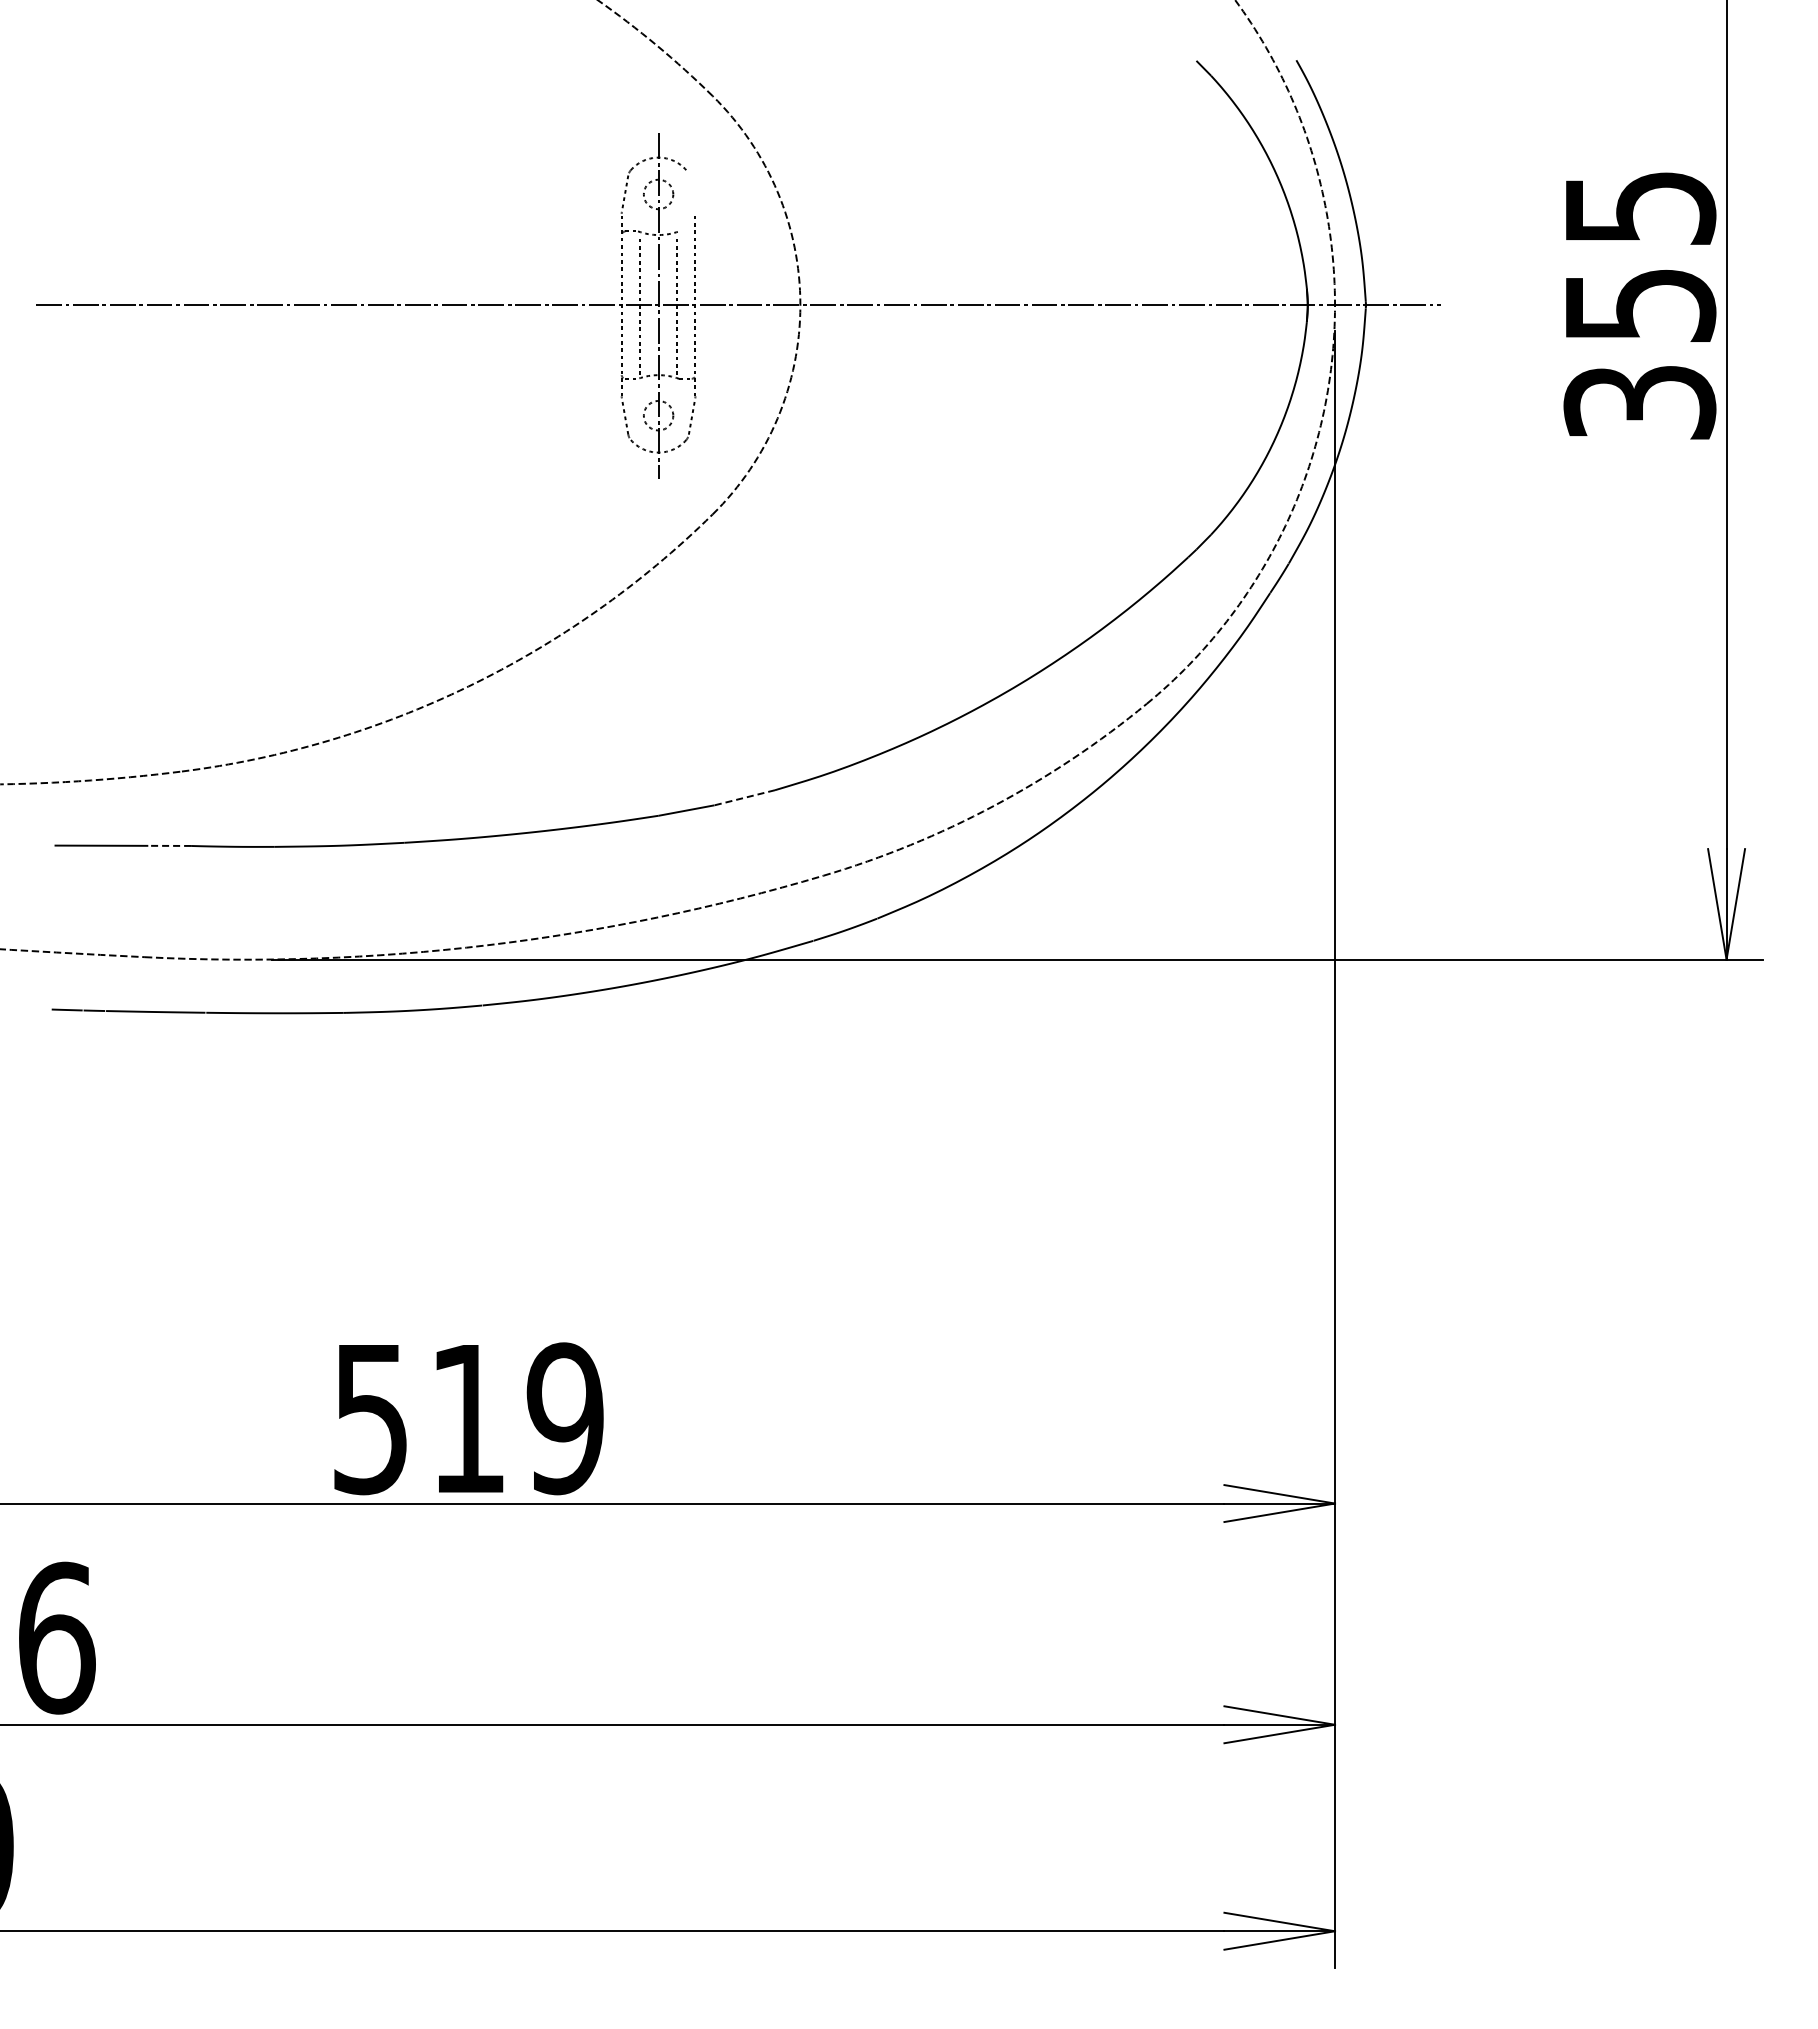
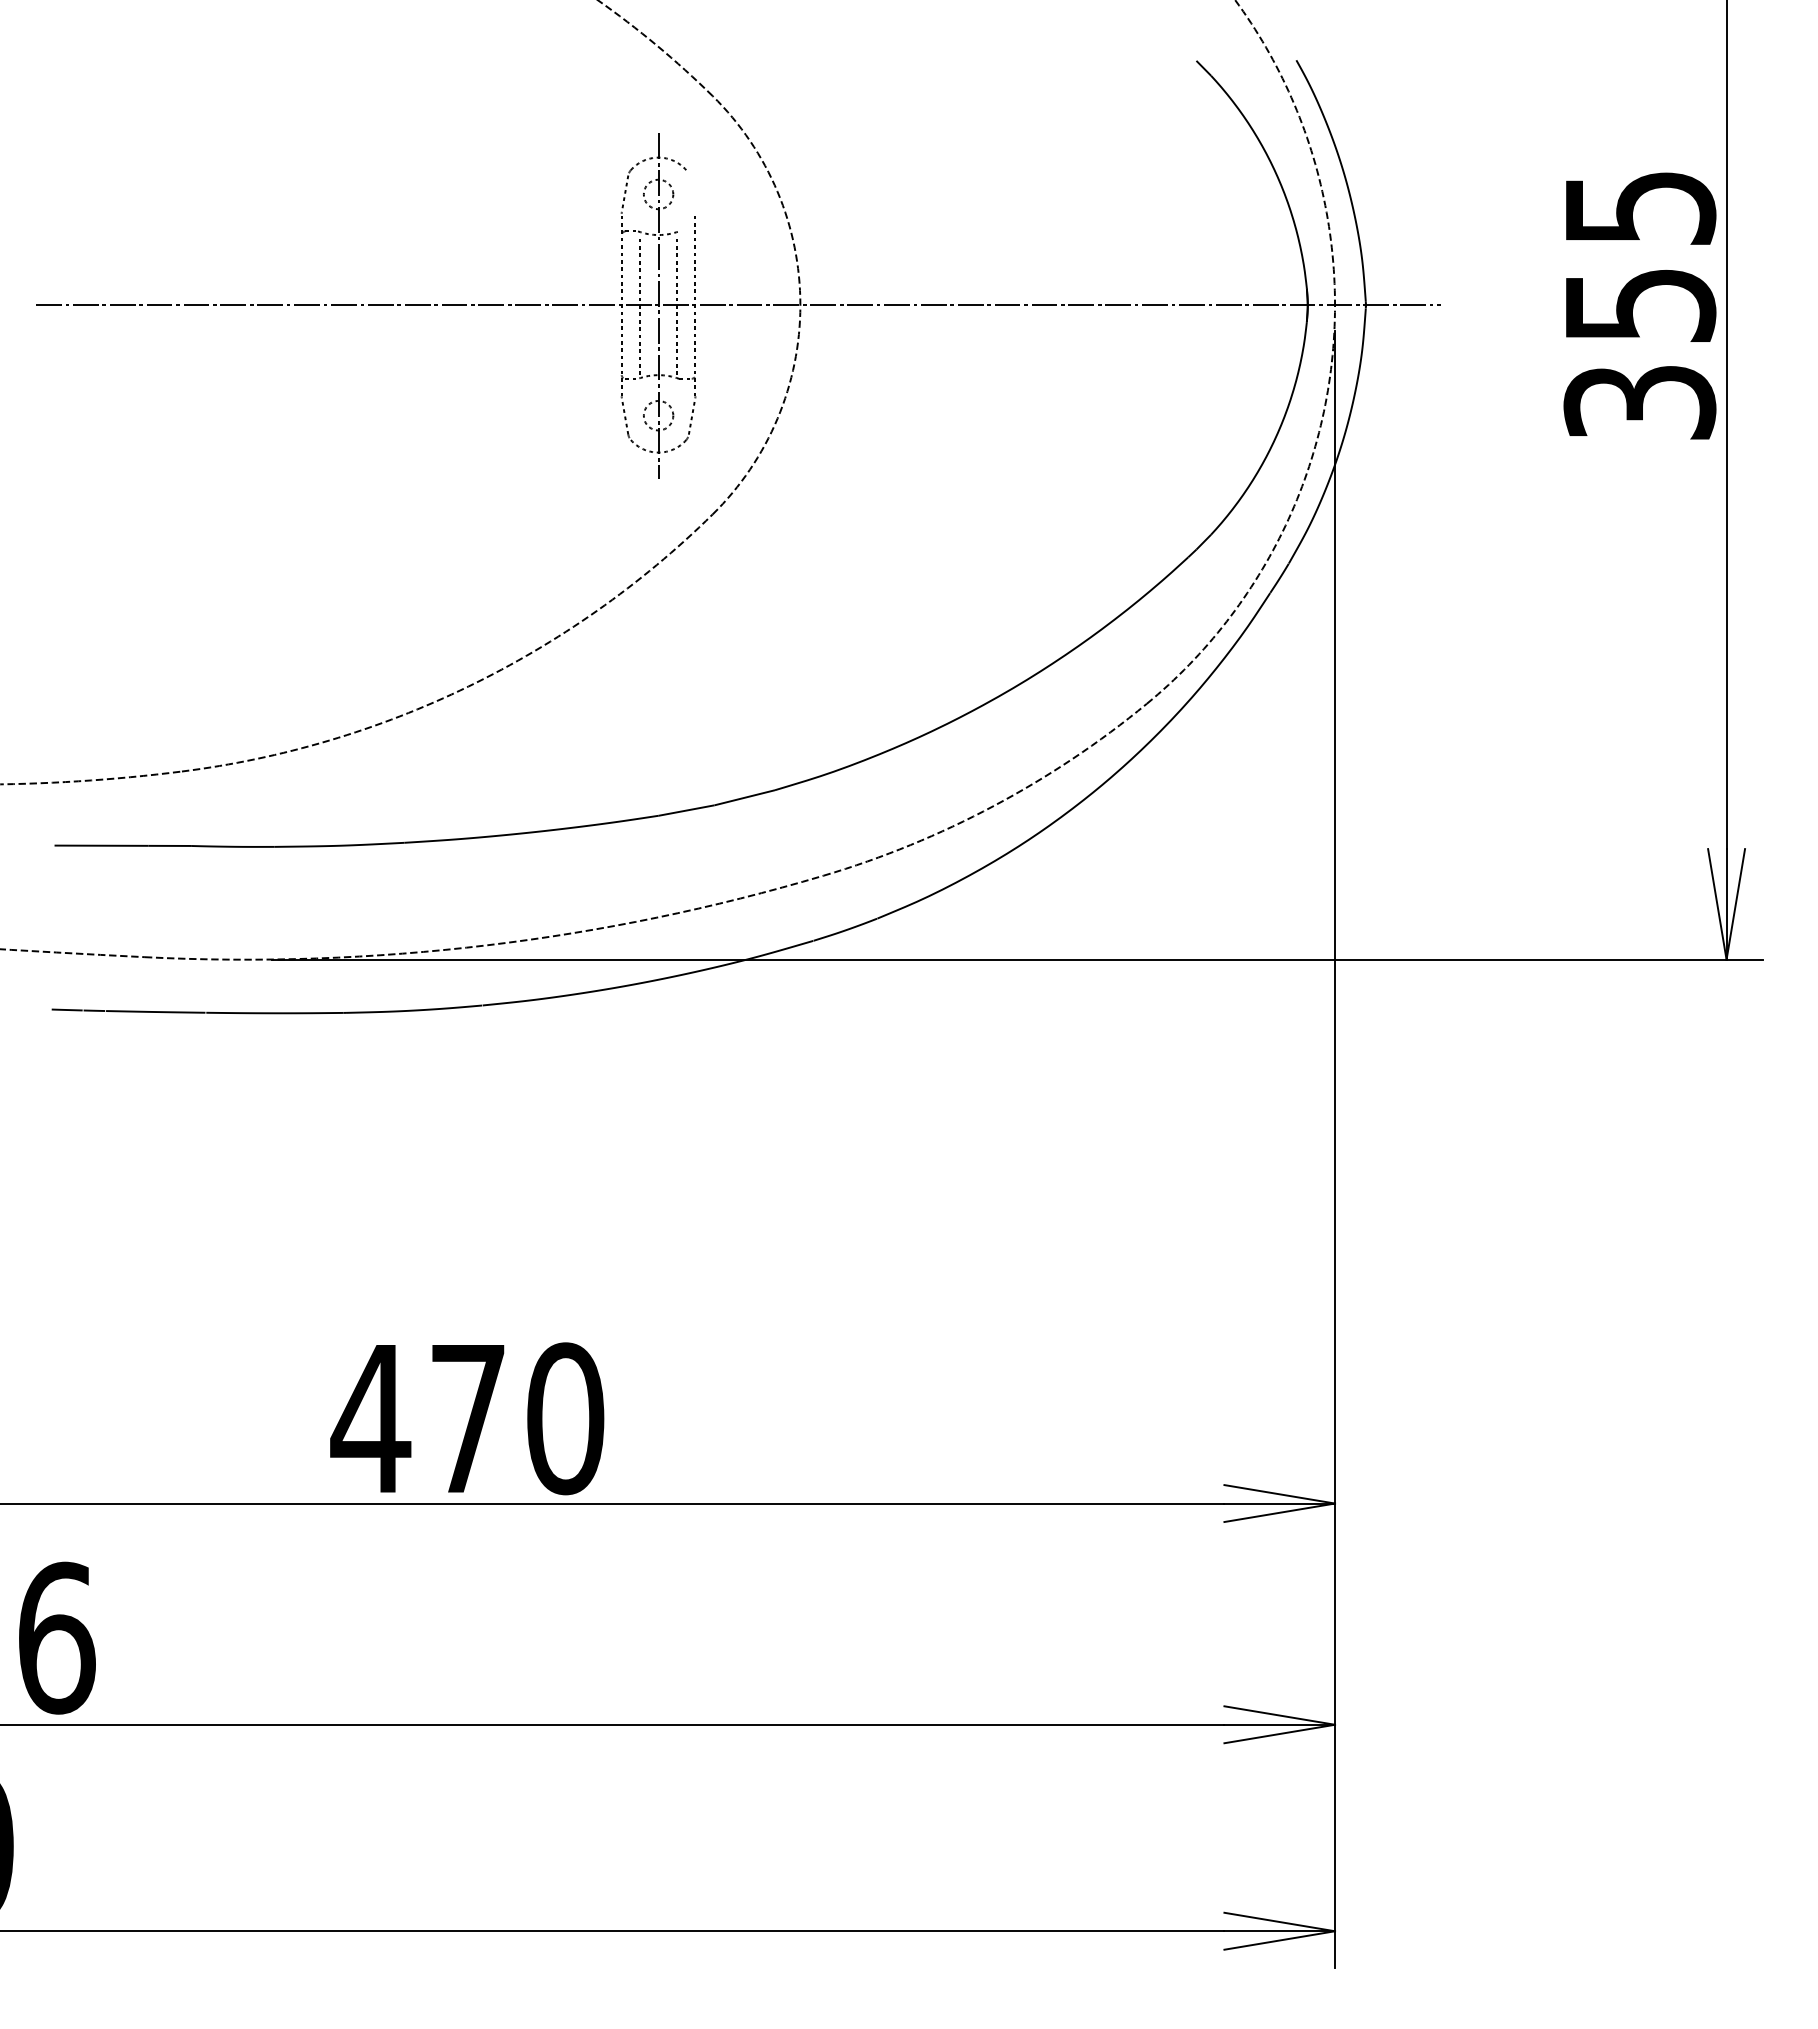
line: dashed -> solid (744, 797)
line: dashed -> solid (169, 845)
text: 519 -> 470 (467, 1418)
